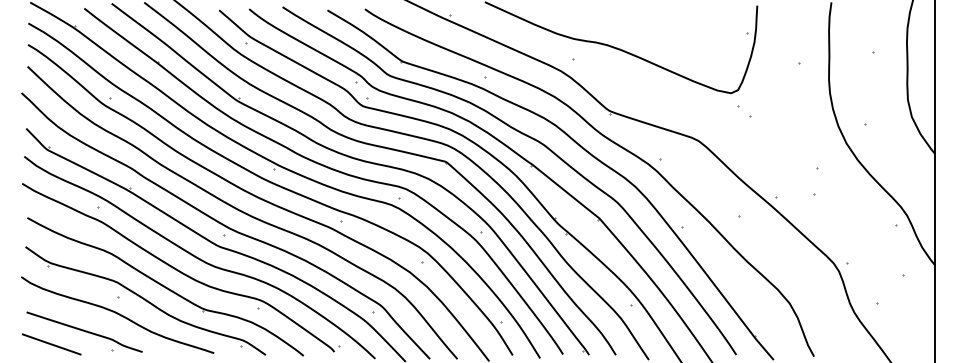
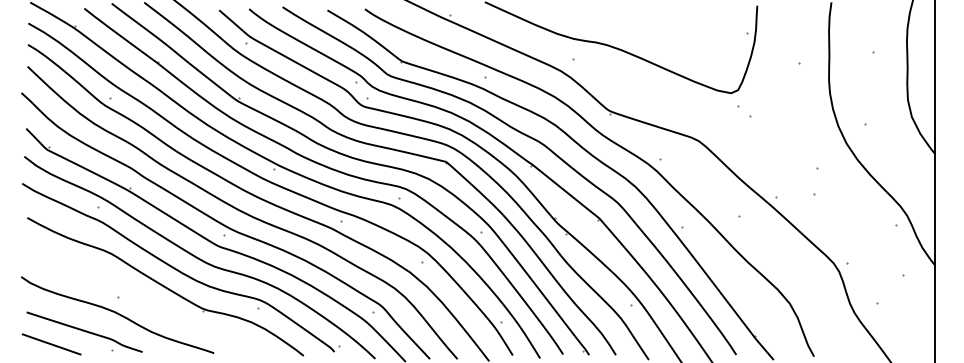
part: present -> none (145, 300)
